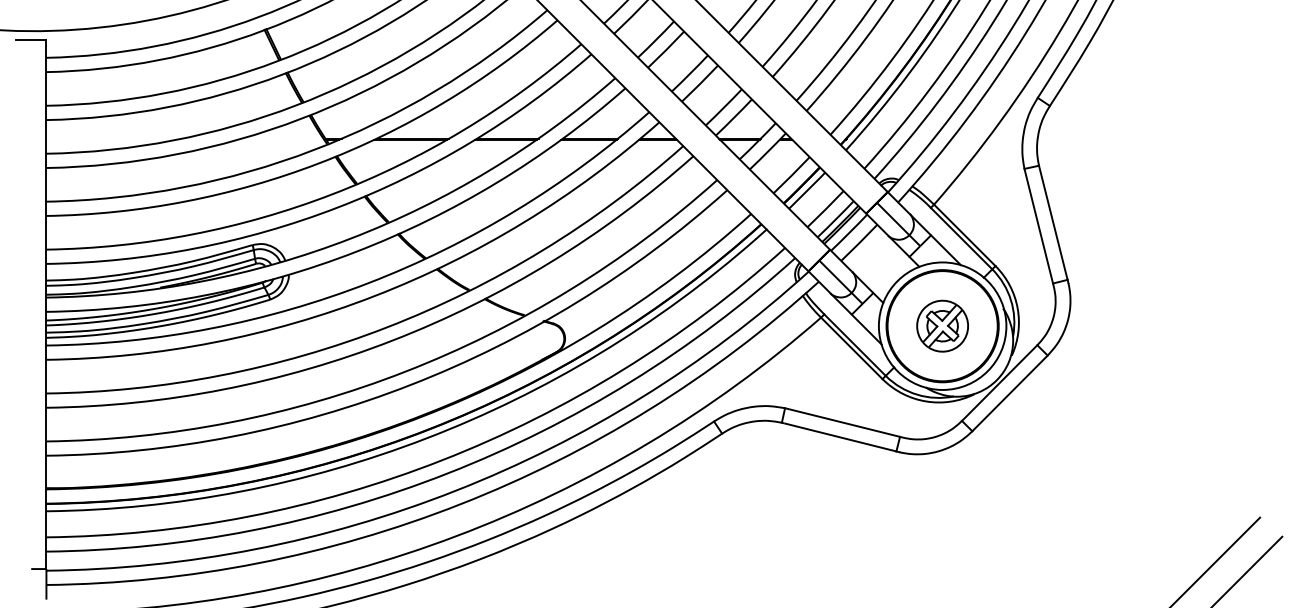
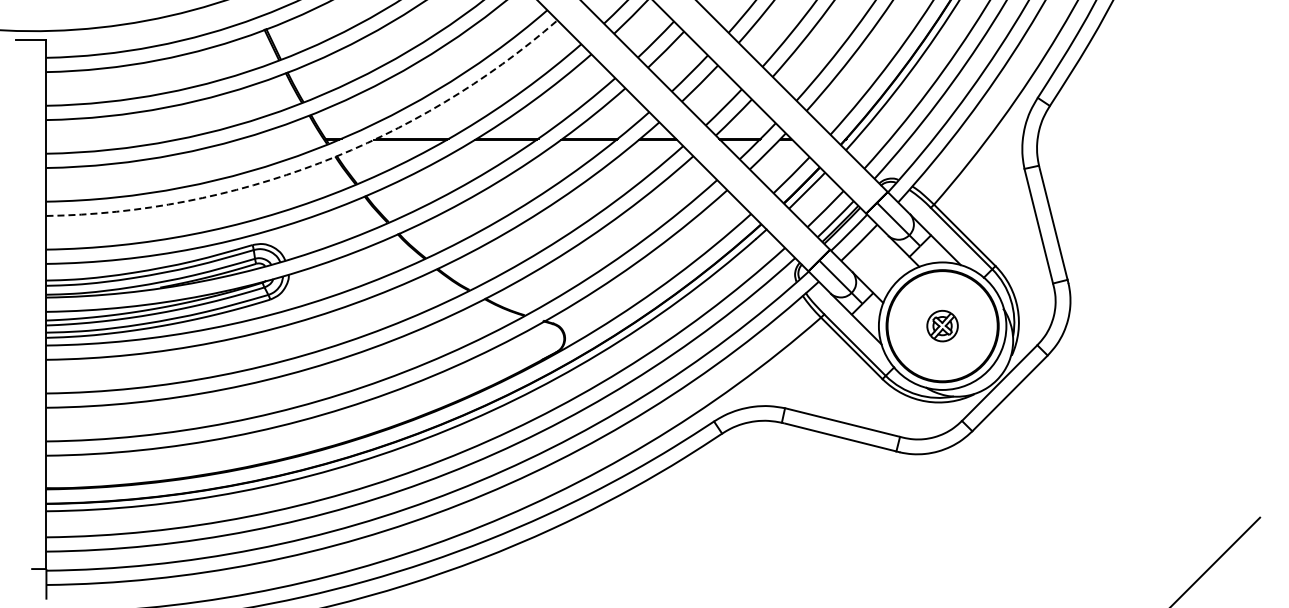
arc: solid -> dashed (319, 163)
part size: 53x54 px -> 33x34 px (942, 325)
line: present -> none (1248, 570)
